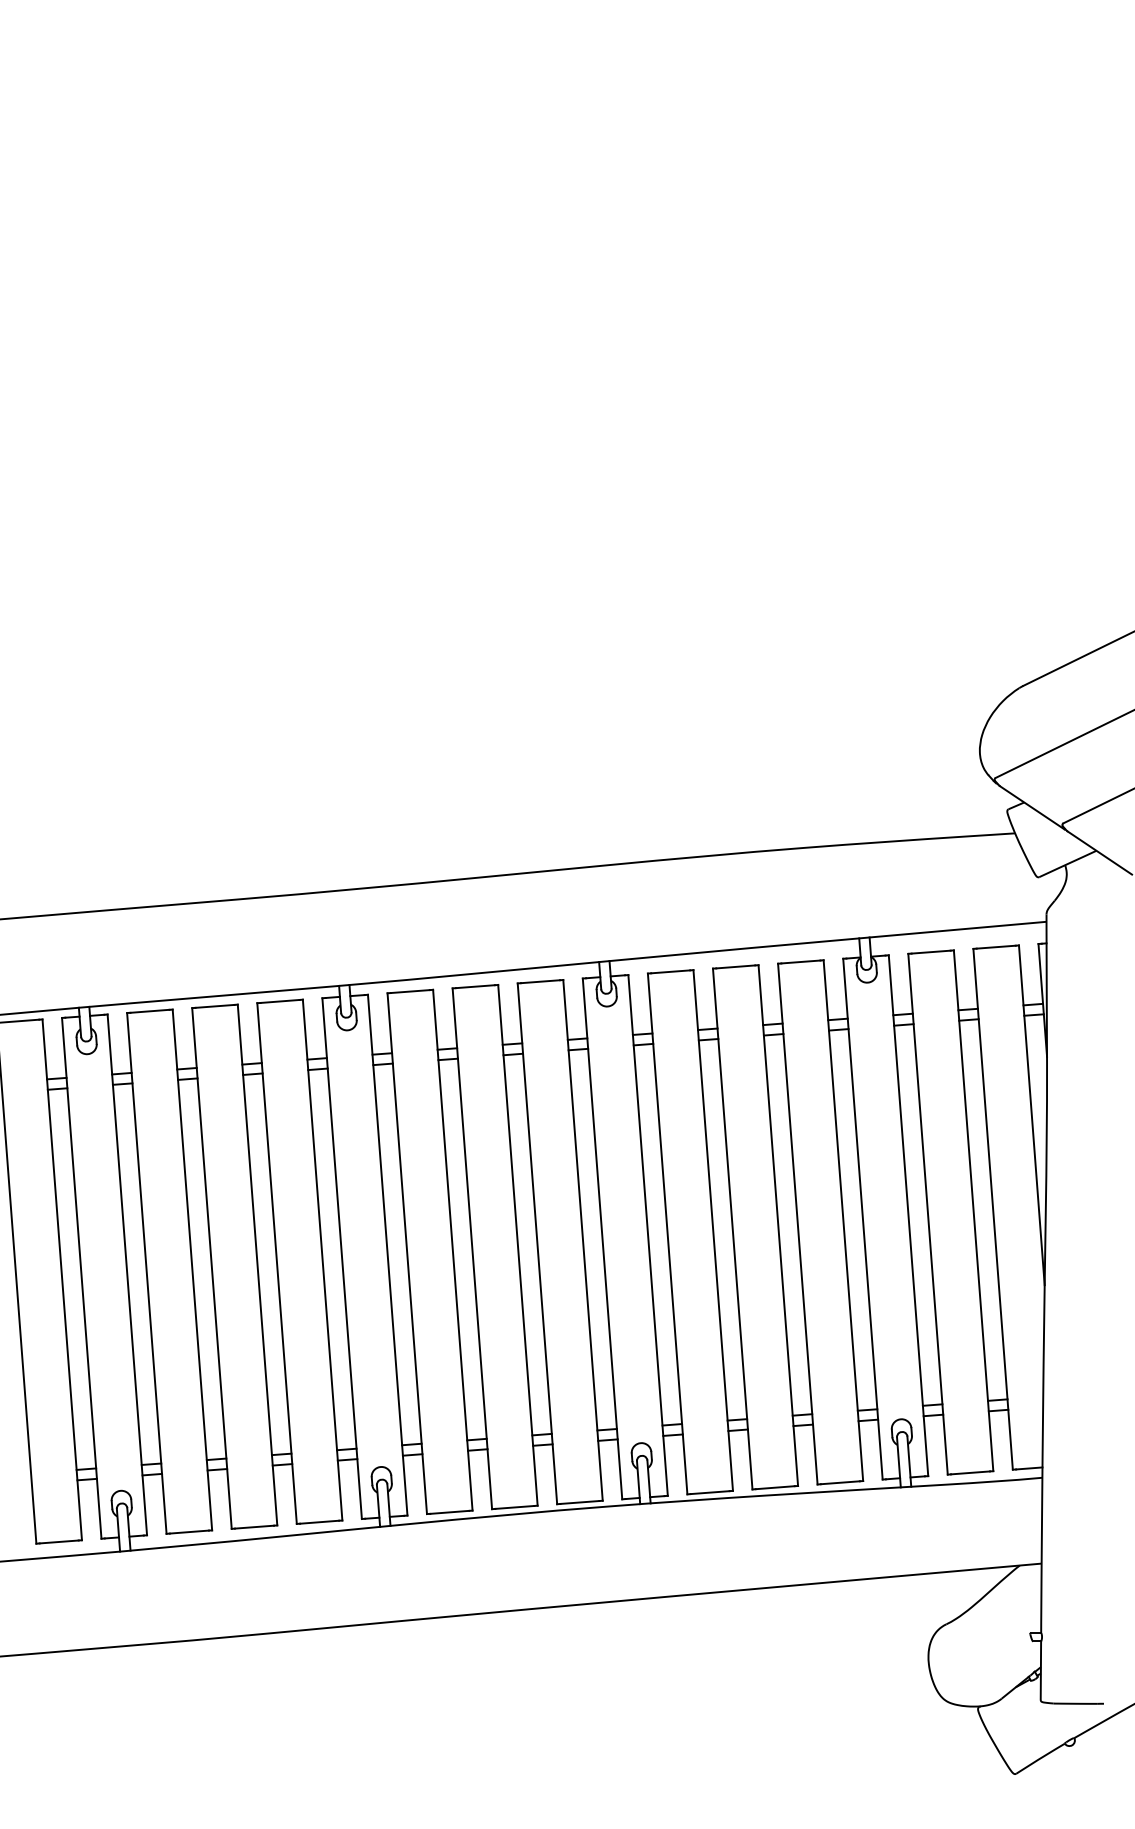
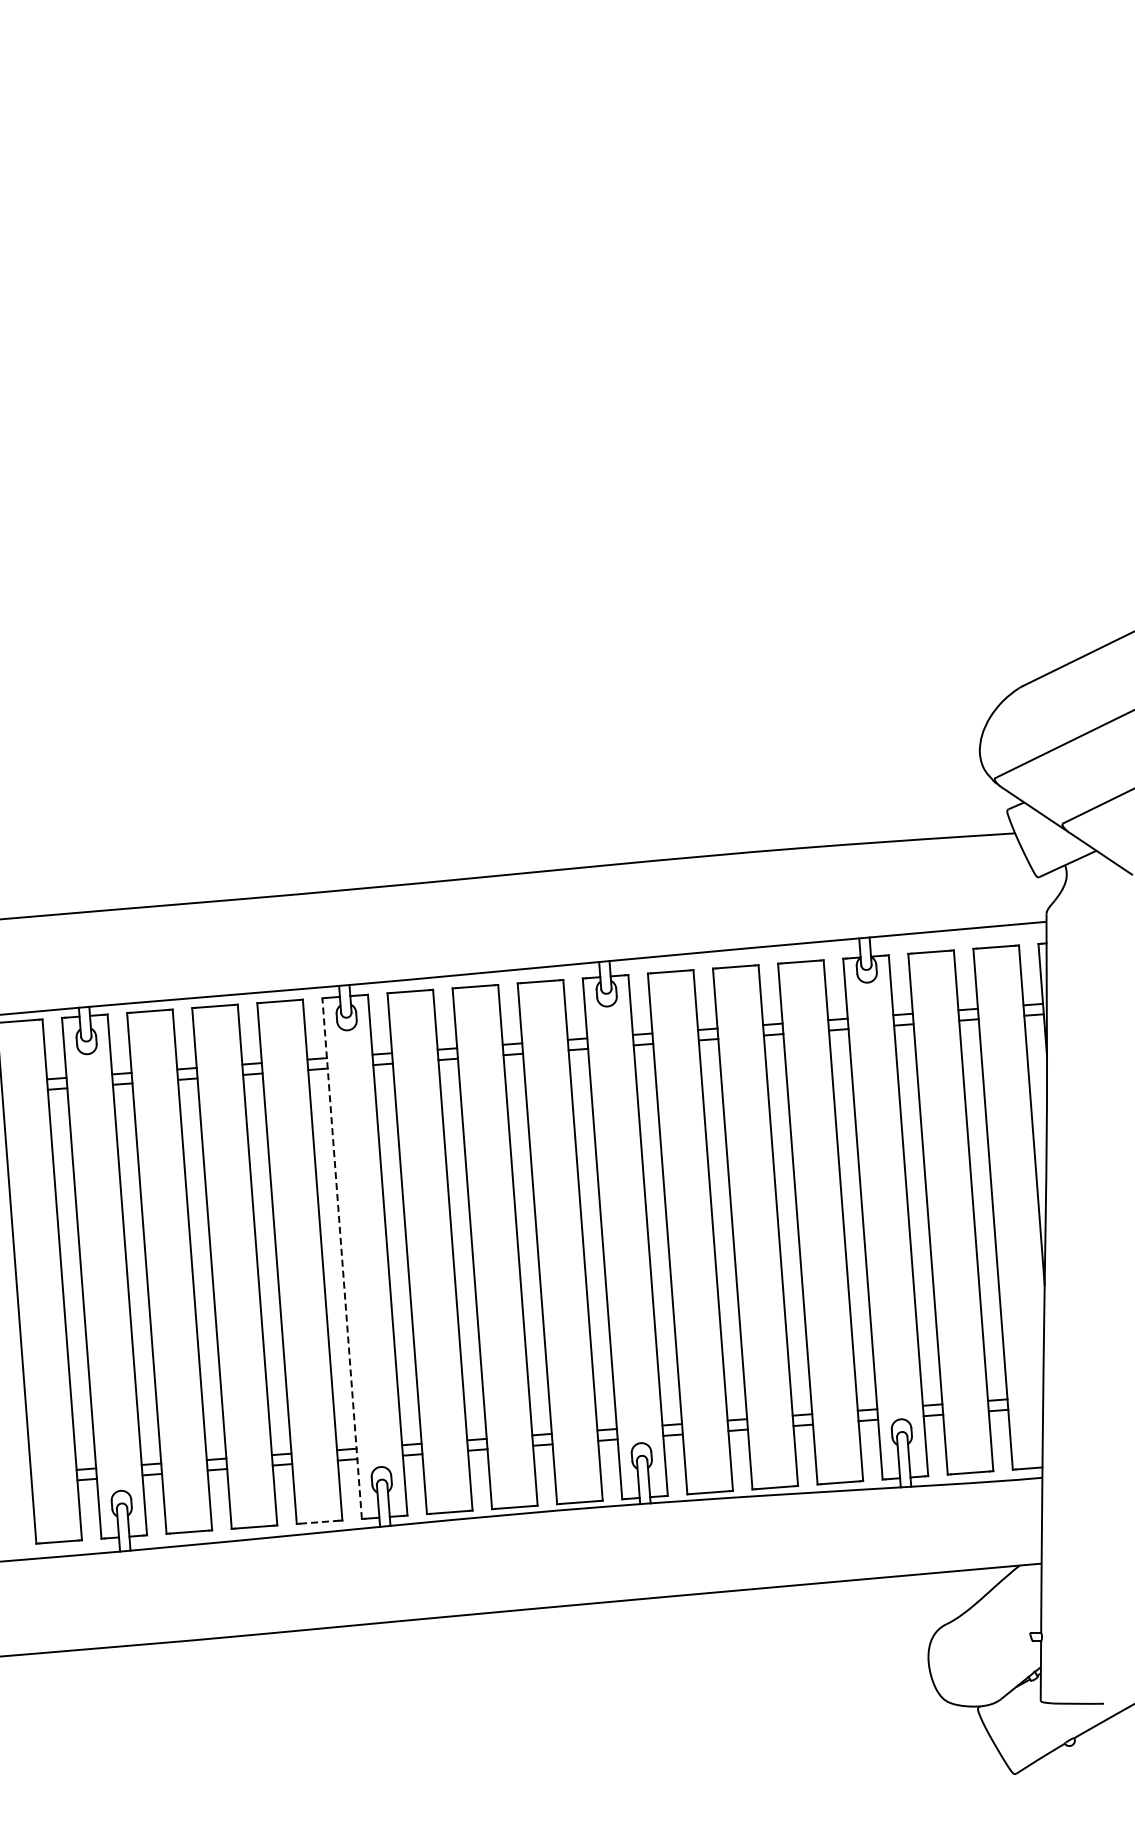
line: solid -> dashed (342, 1258)
line: solid -> dashed (319, 1522)
